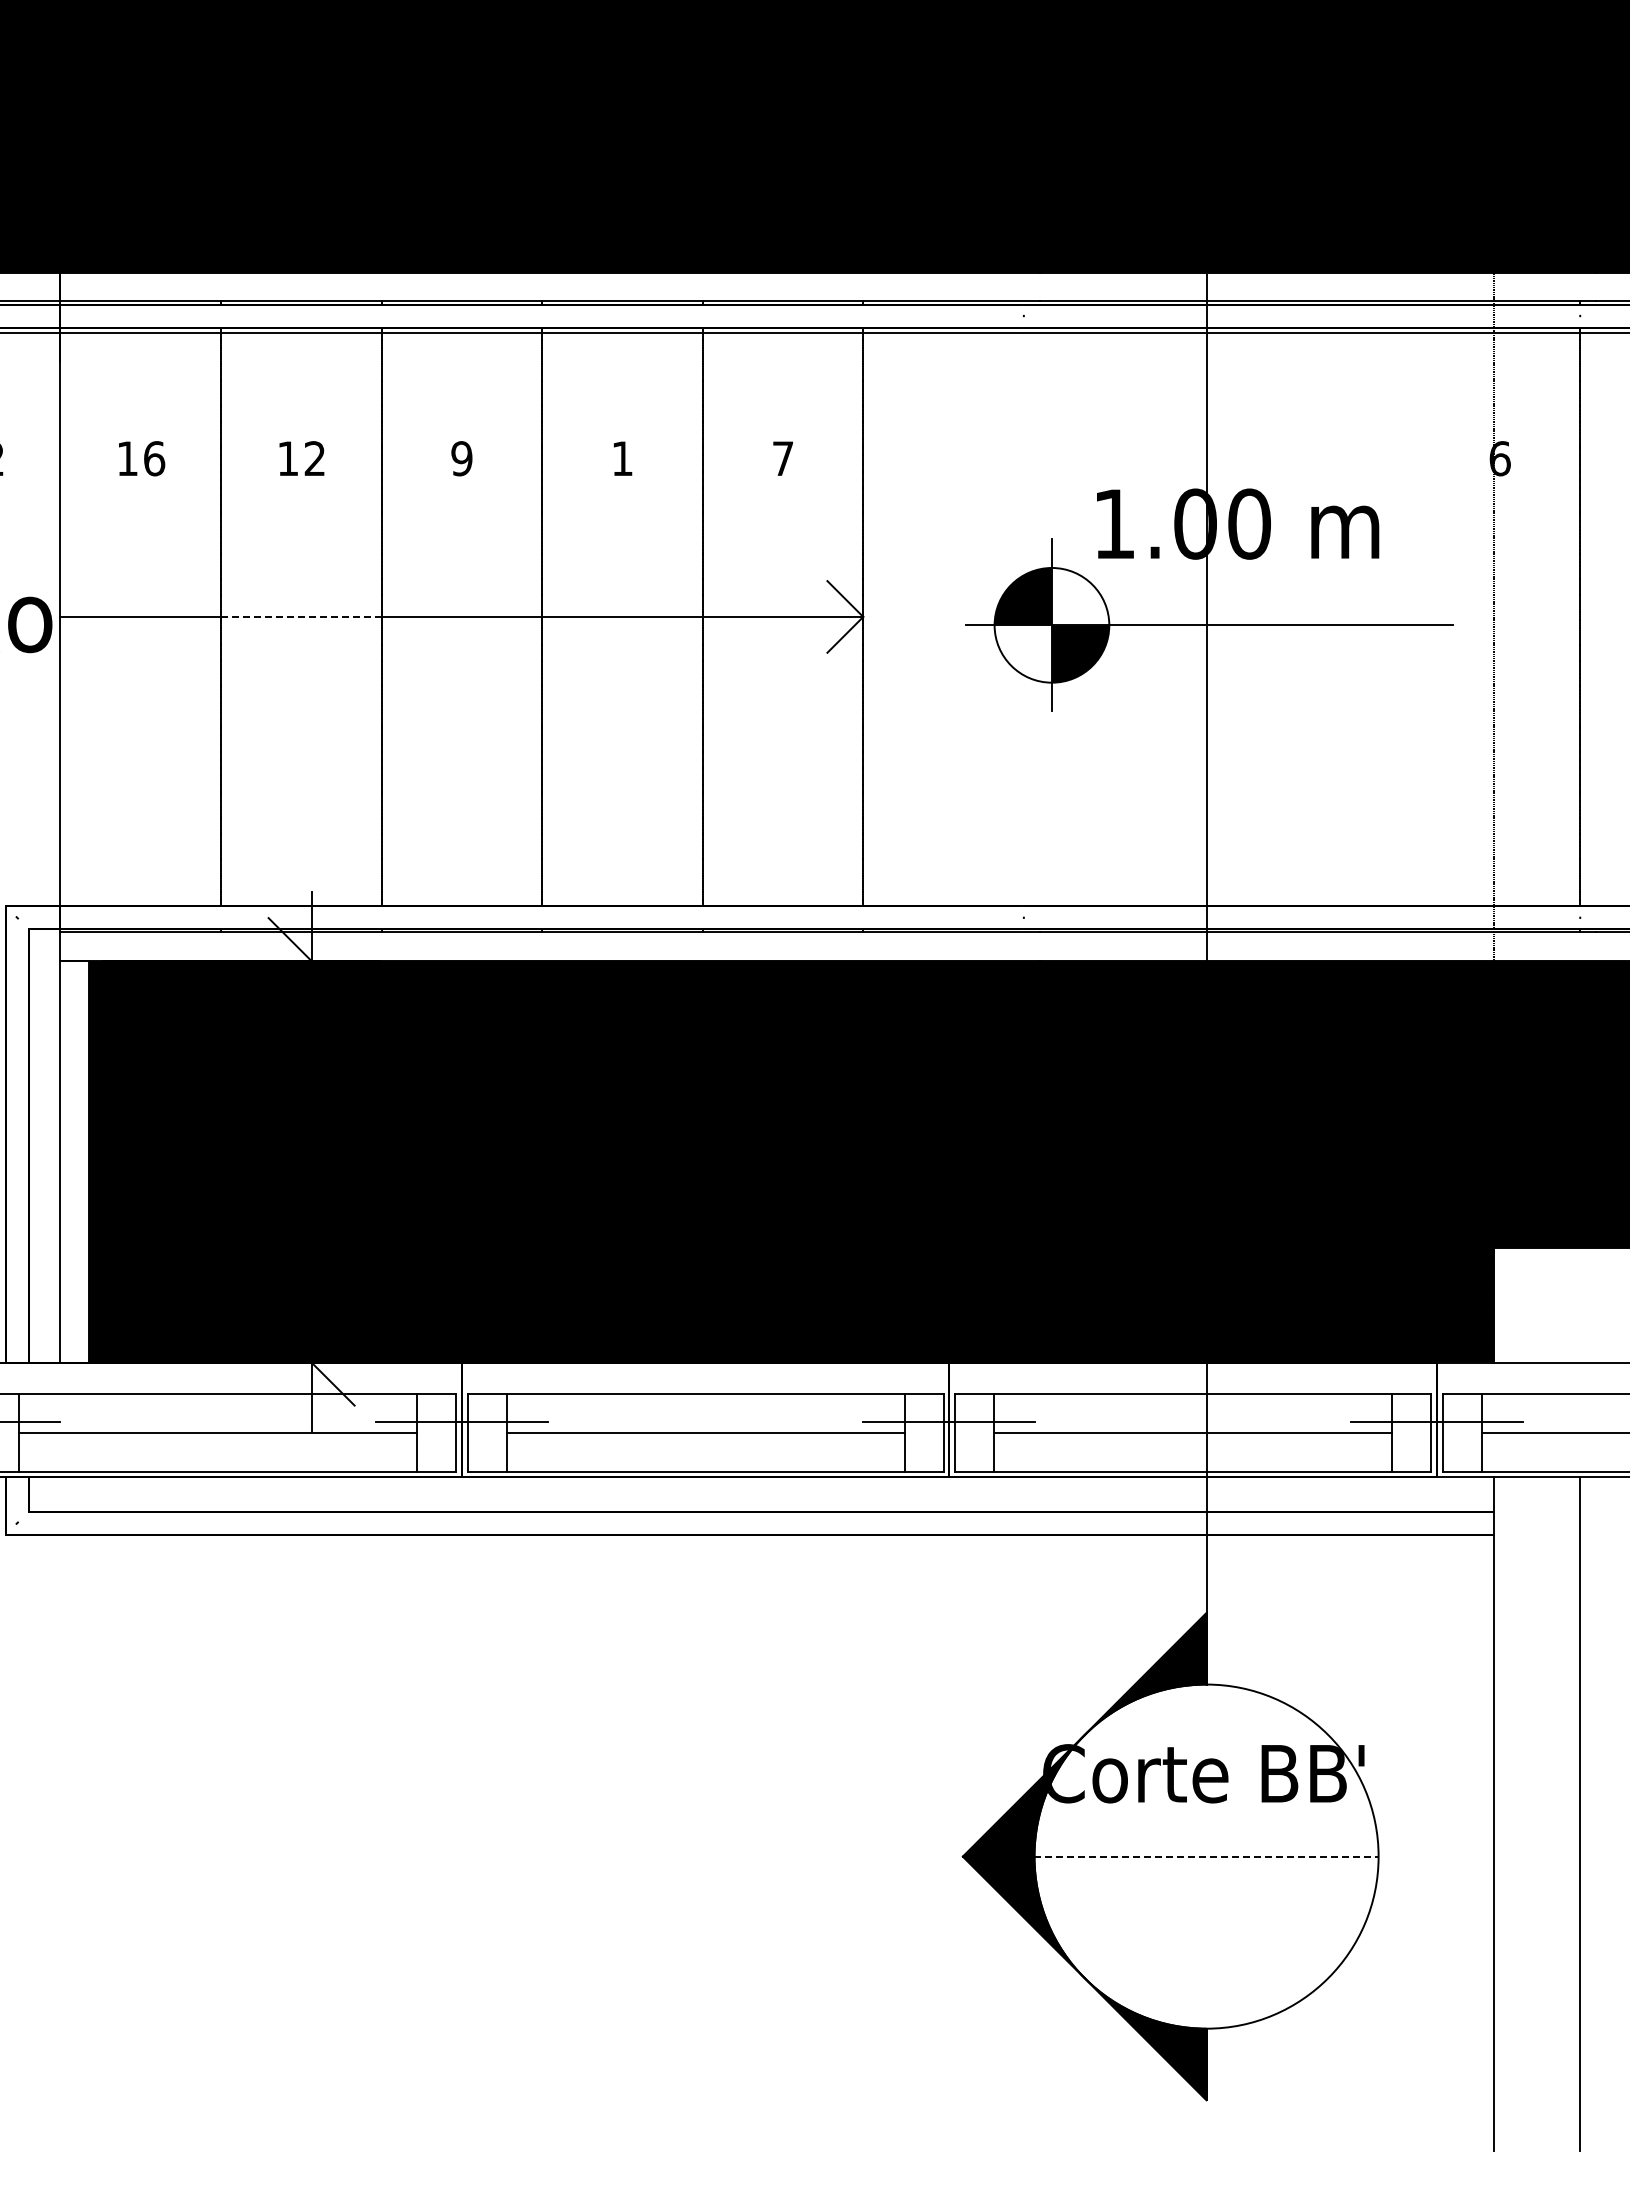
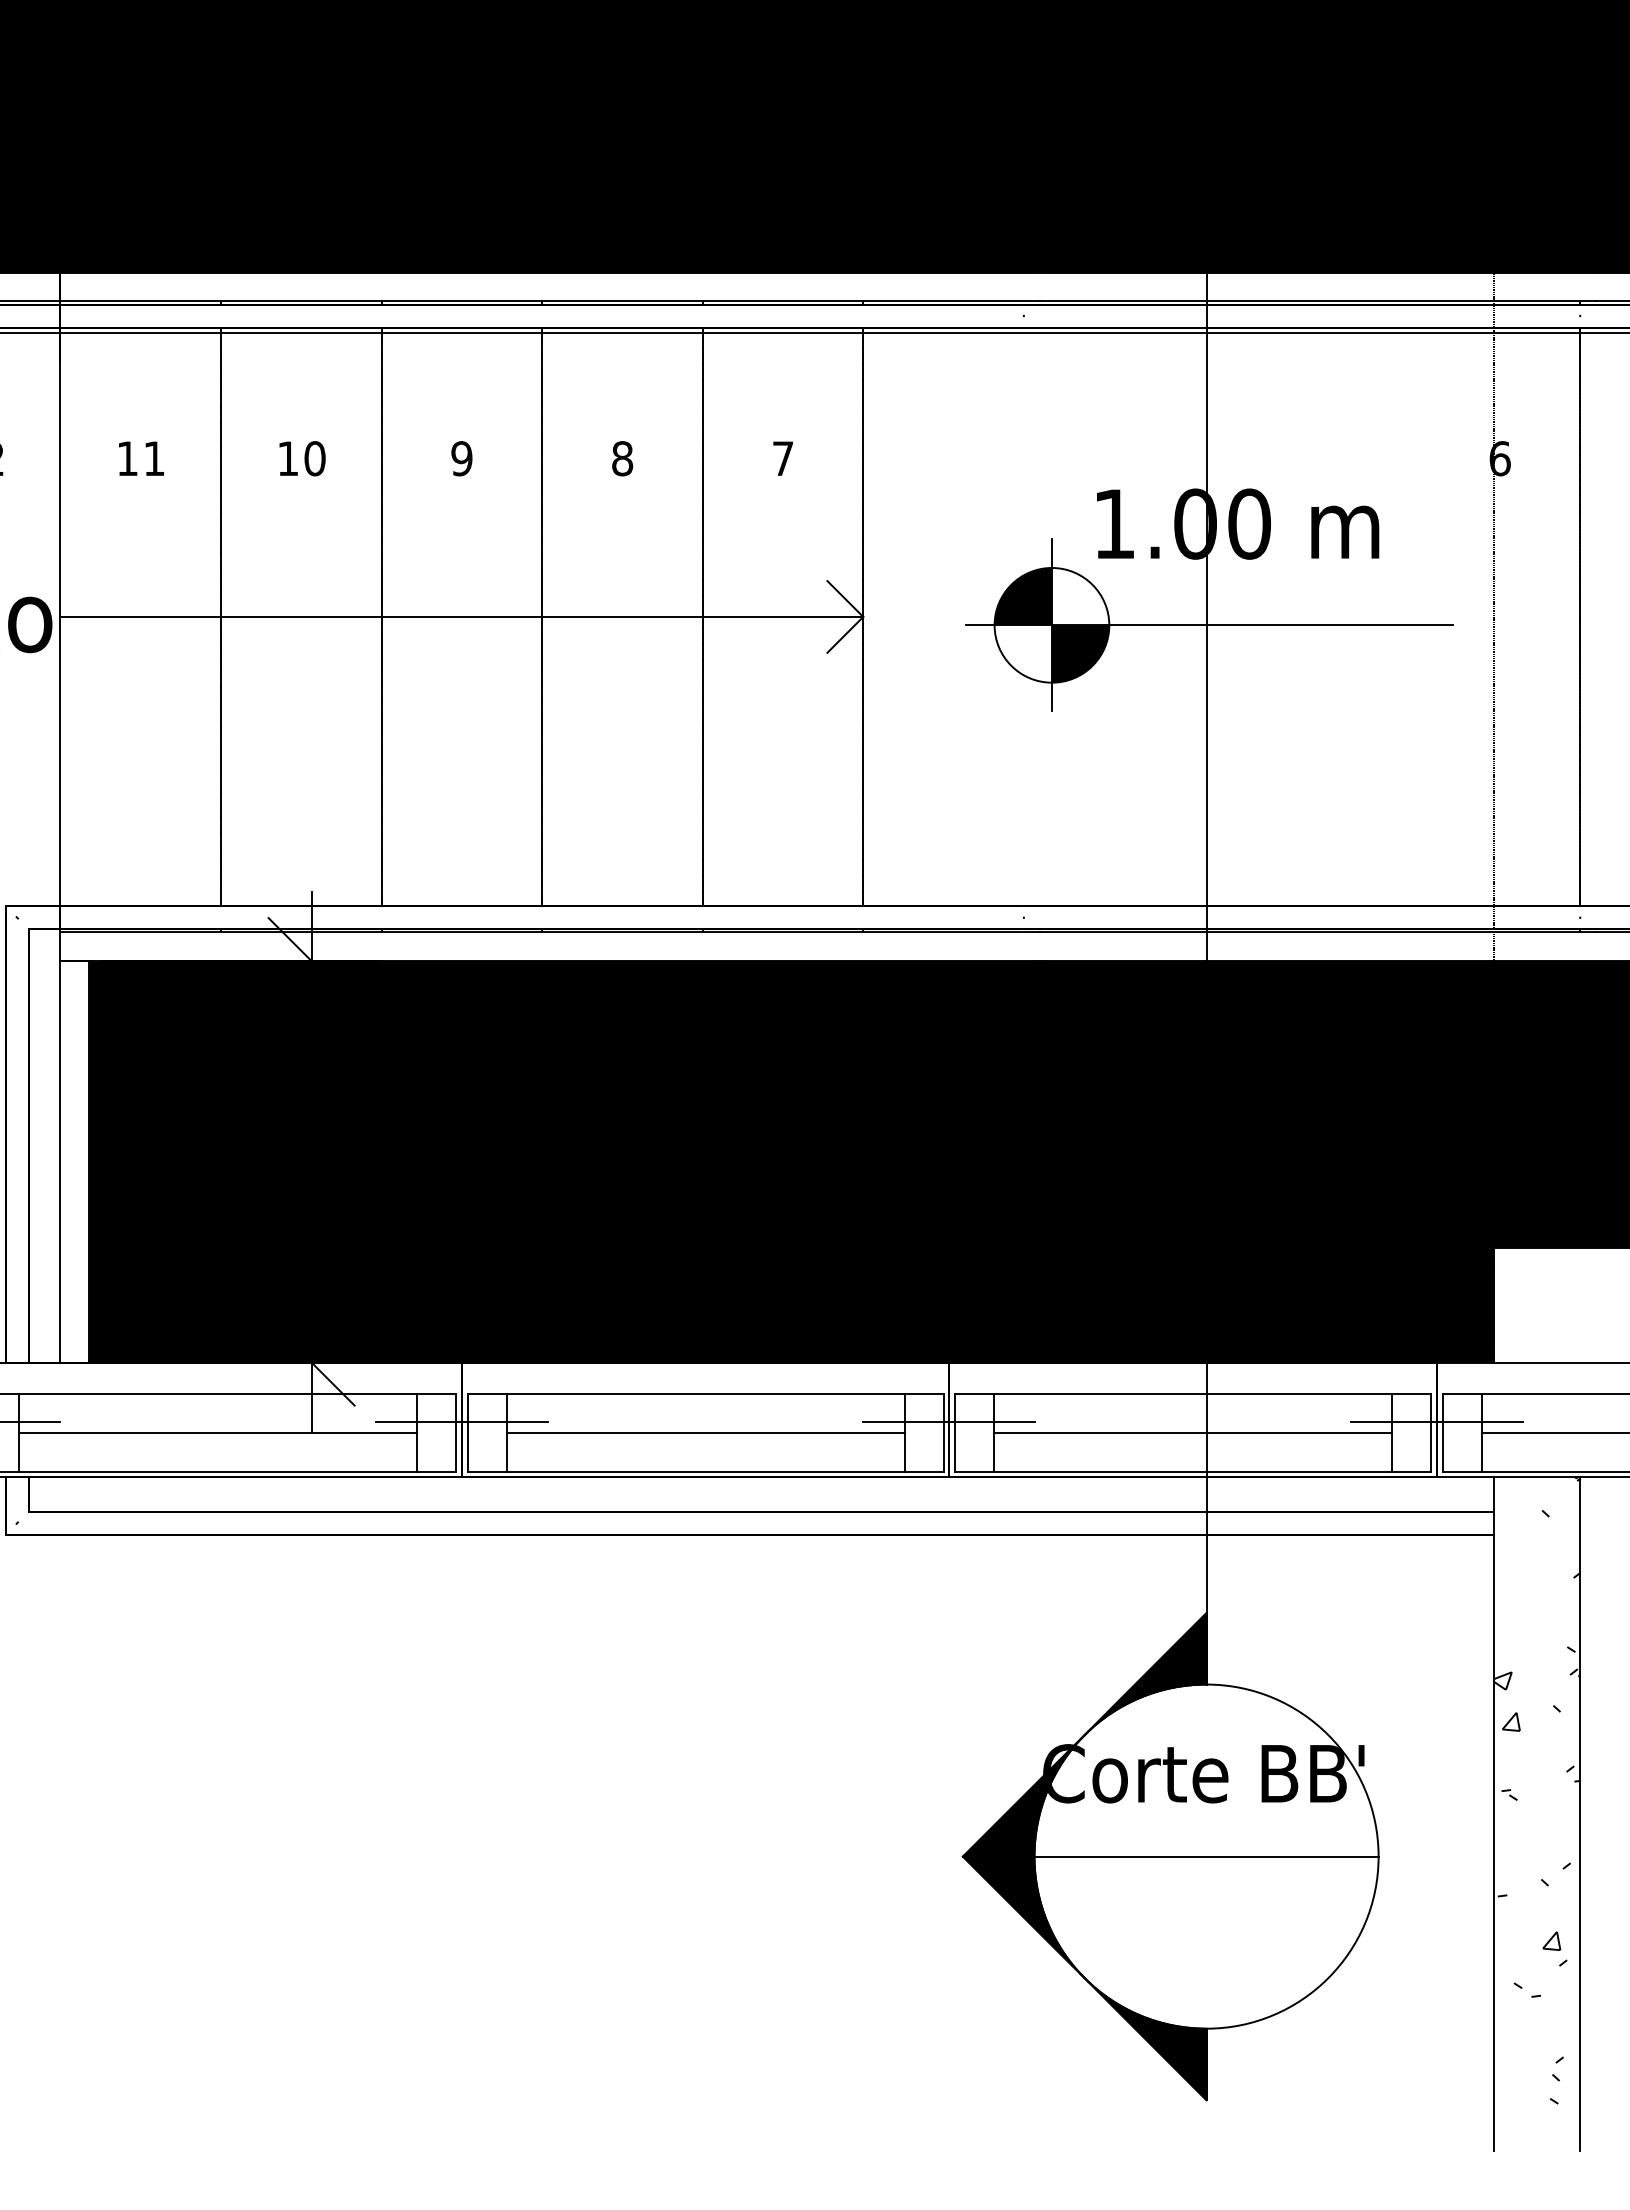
text: 16 -> 11 (154, 458)
text: 12 -> 10 (314, 458)
text: 1 -> 8 (622, 458)
line: dashed -> solid (300, 616)
hatch: none -> present (1537, 1790)
line: dashed -> solid (1207, 1856)
